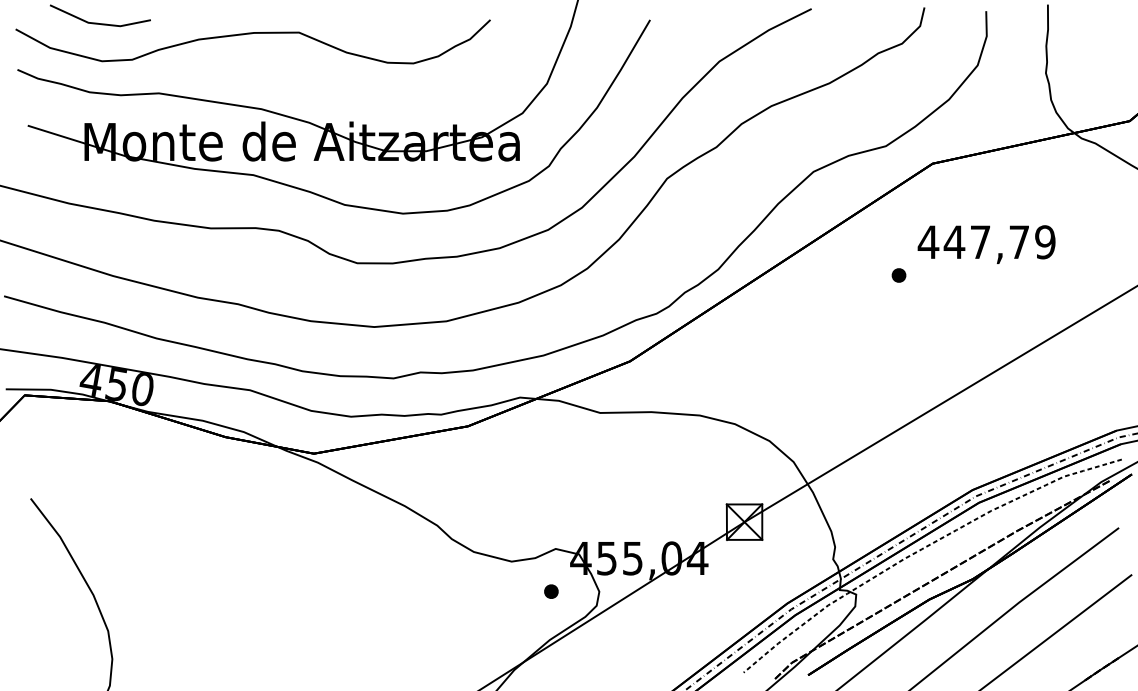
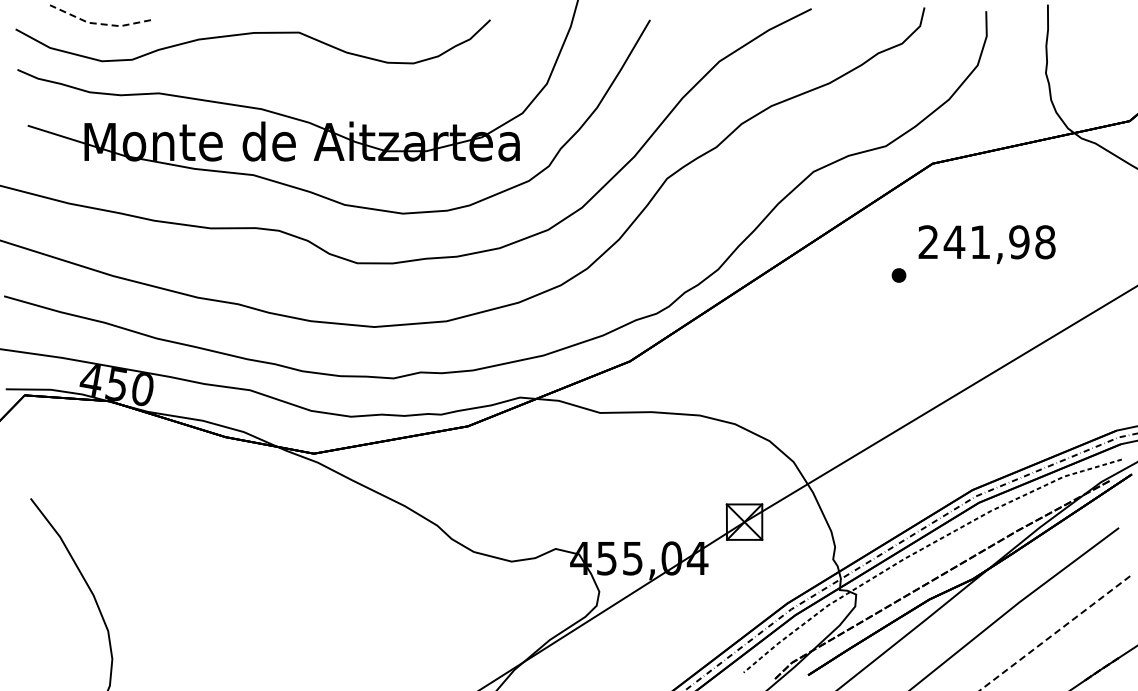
line: solid -> dashed (99, 23)
text: 447,79 -> 241,98 (986, 242)
part: present -> none (551, 591)
line: solid -> dashed (1055, 632)
